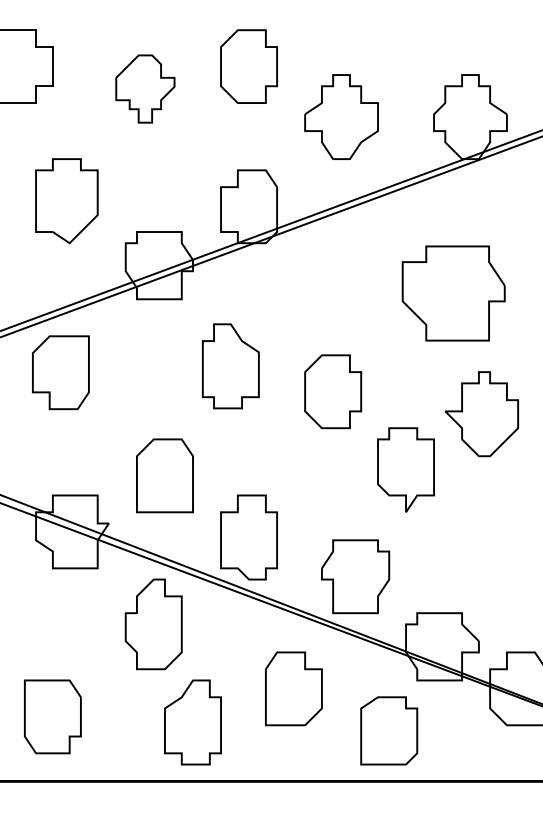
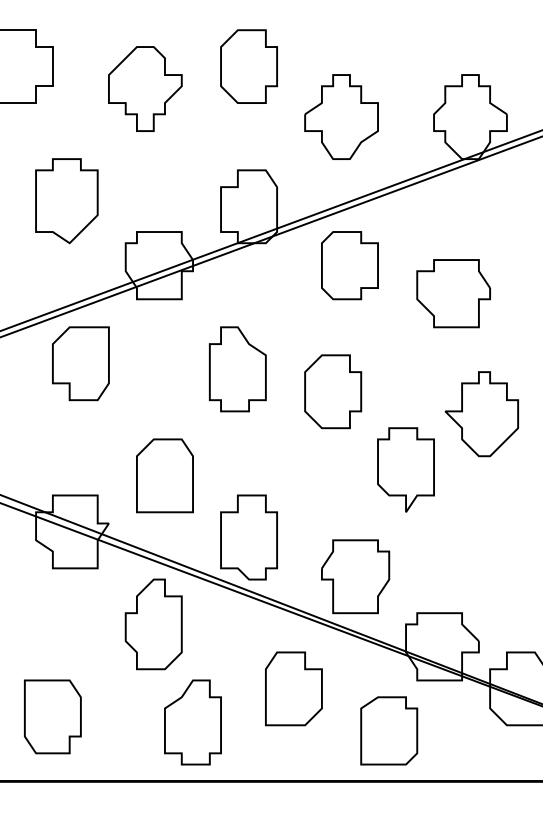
part size: 61x70 px -> 75x86 px (145, 88)
part: none -> present (349, 265)
part size: 105x97 px -> 75x70 px (453, 293)
part position: (230, 366) -> (237, 369) (237, 369)
part position: (60, 372) -> (80, 363) (80, 363)
